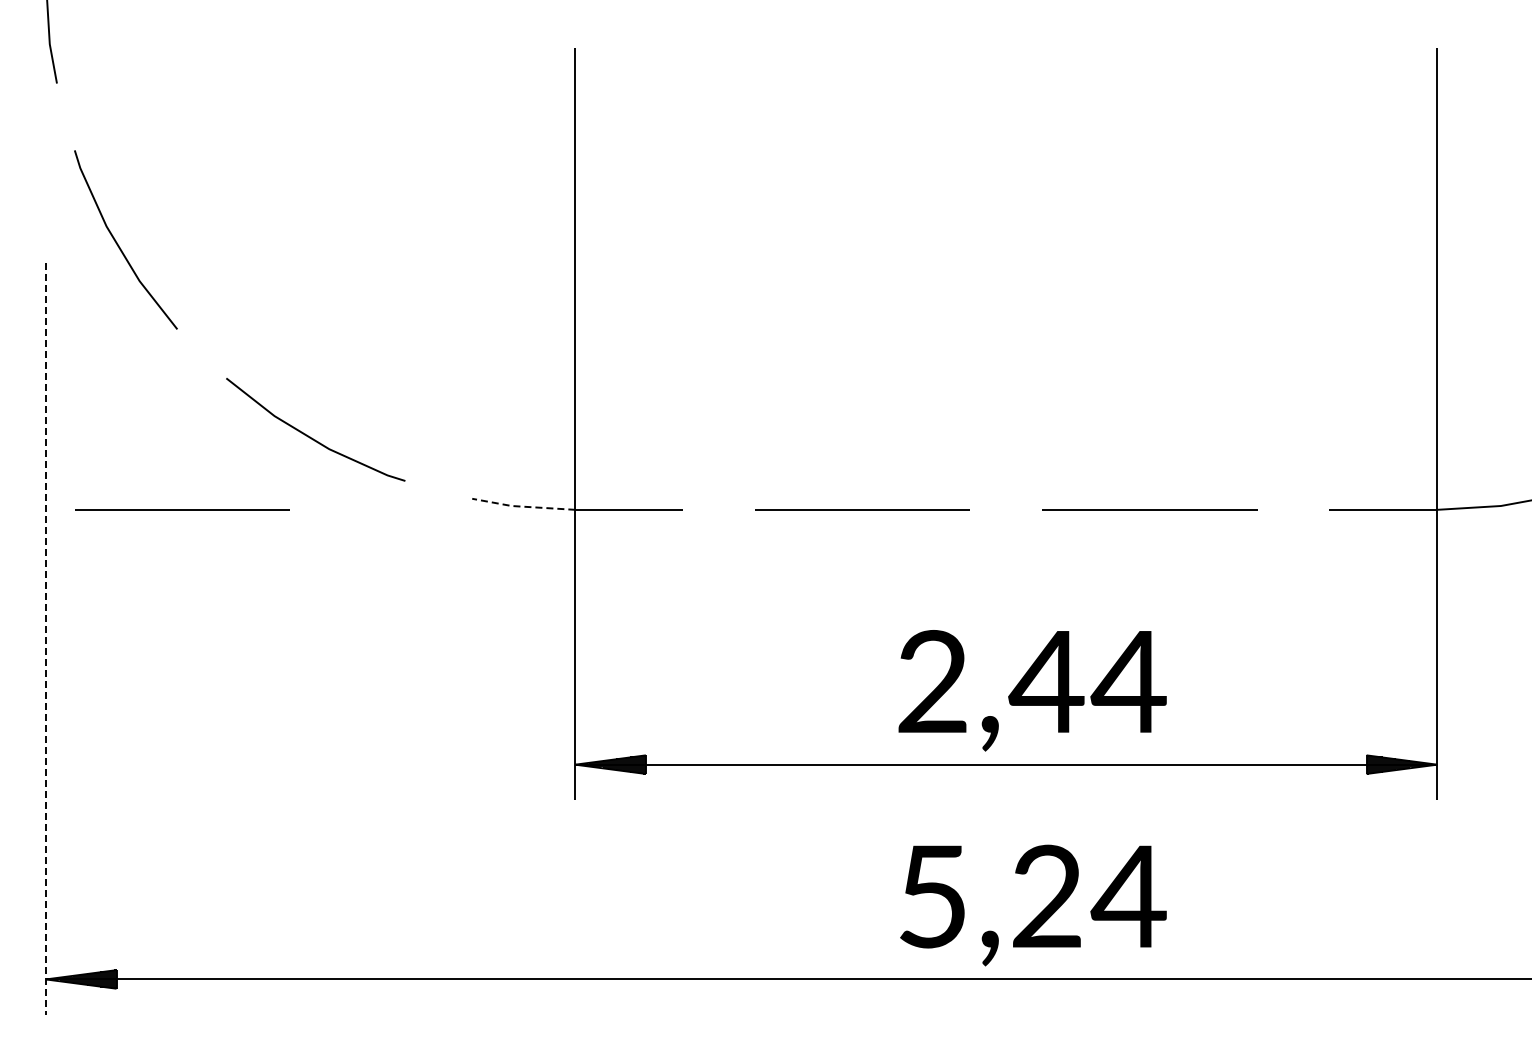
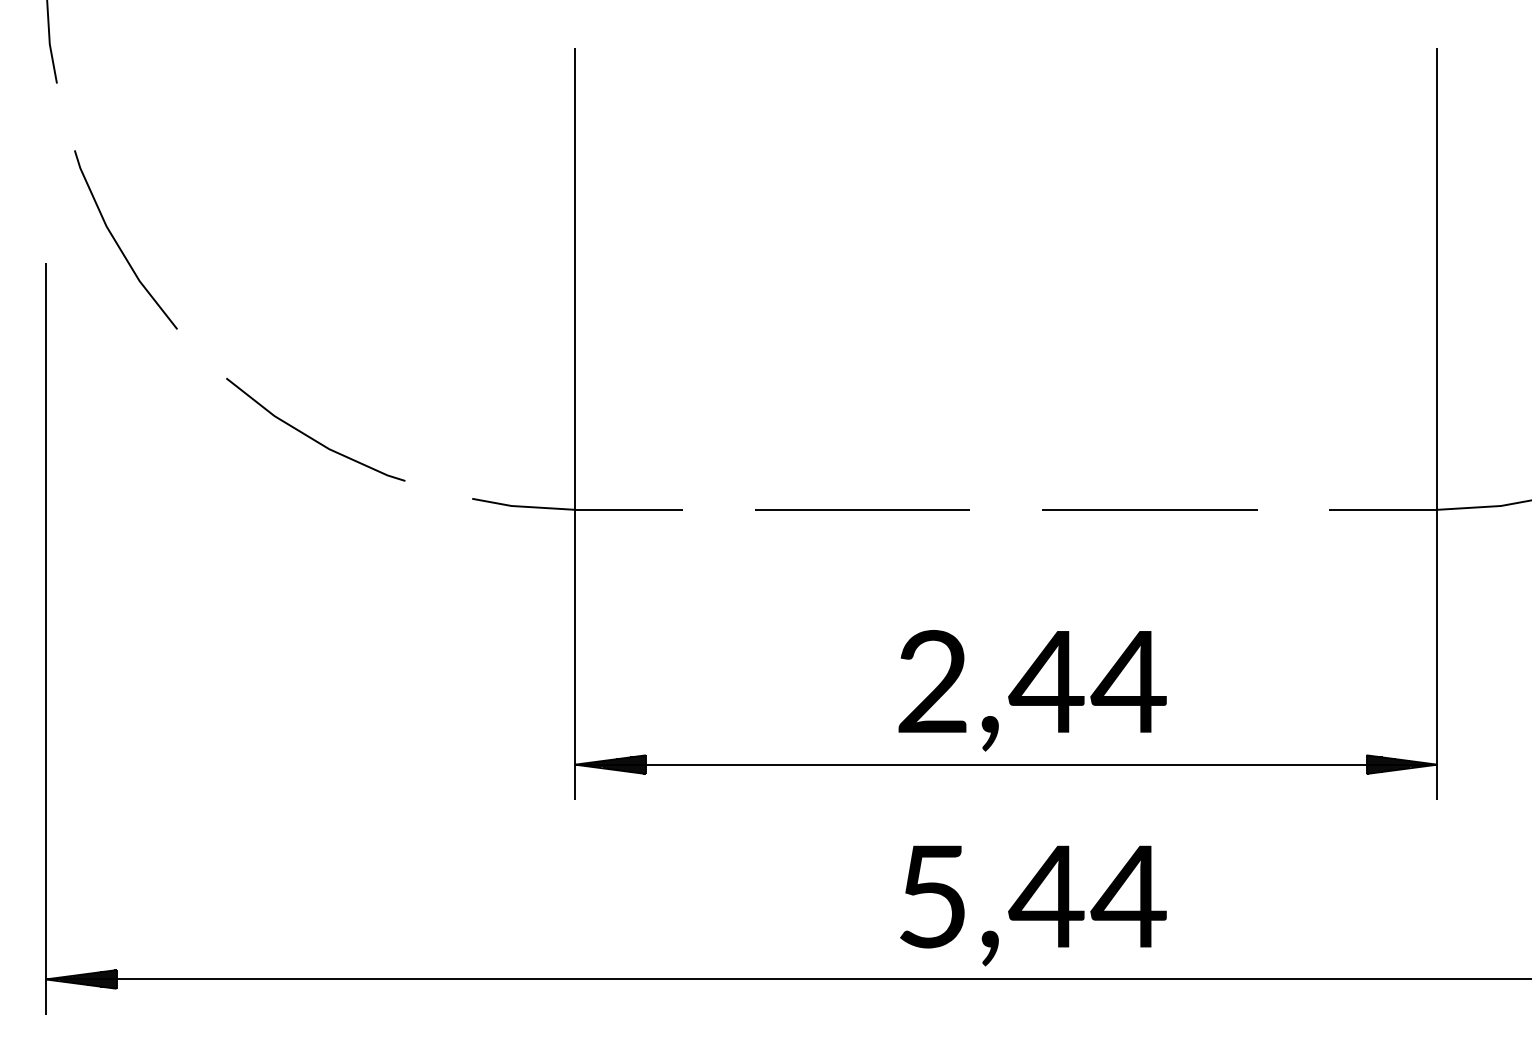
line: dashed -> solid (522, 506)
line: present -> none (182, 509)
line: dashed -> solid (45, 638)
text: 5,24 -> 5,44 (1046, 895)
